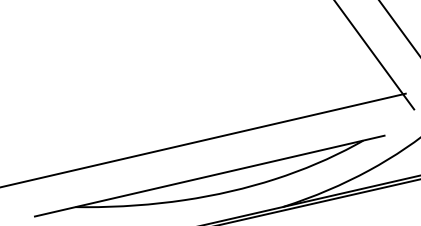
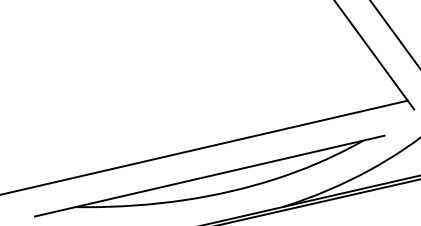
line position: (398, 27) -> (394, 33) (394, 33)
line position: (203, 139) -> (204, 147) (204, 147)
